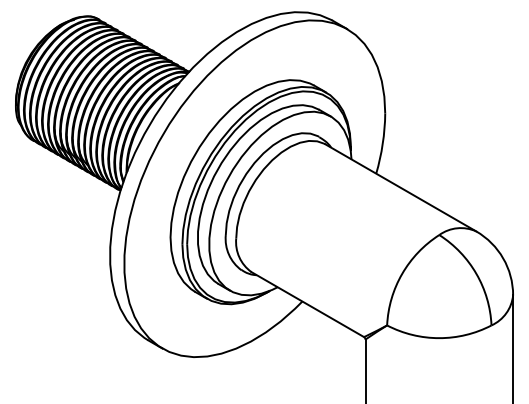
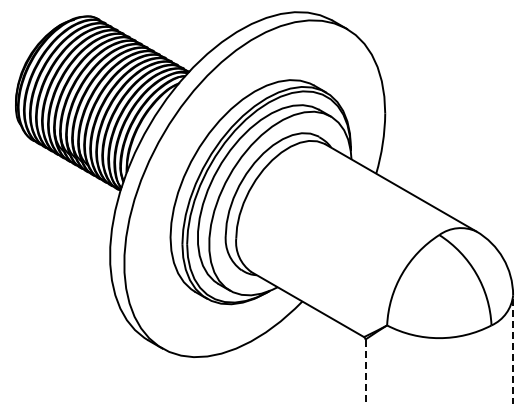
line: solid -> dashed (513, 349)
line: solid -> dashed (365, 372)
